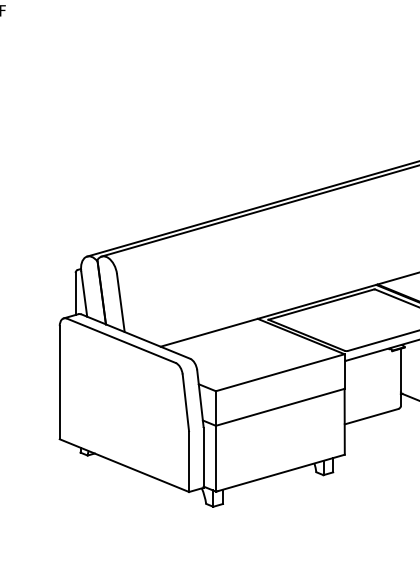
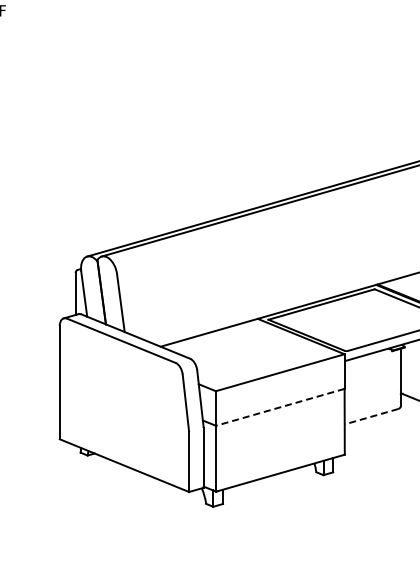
line: solid -> dashed (280, 407)
line: solid -> dashed (371, 416)
